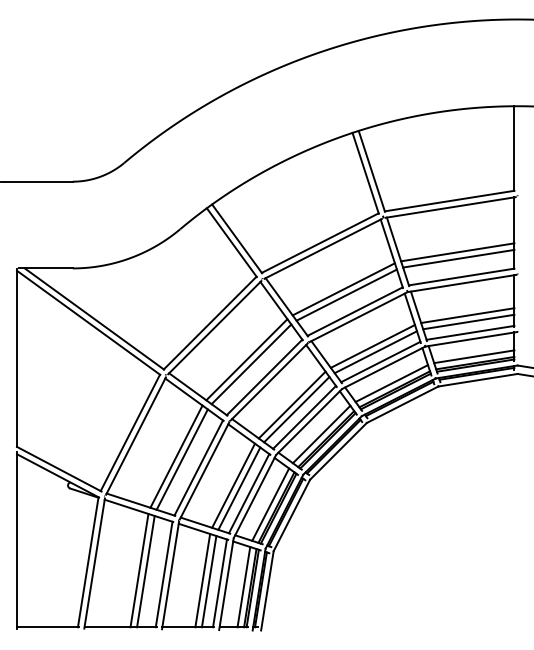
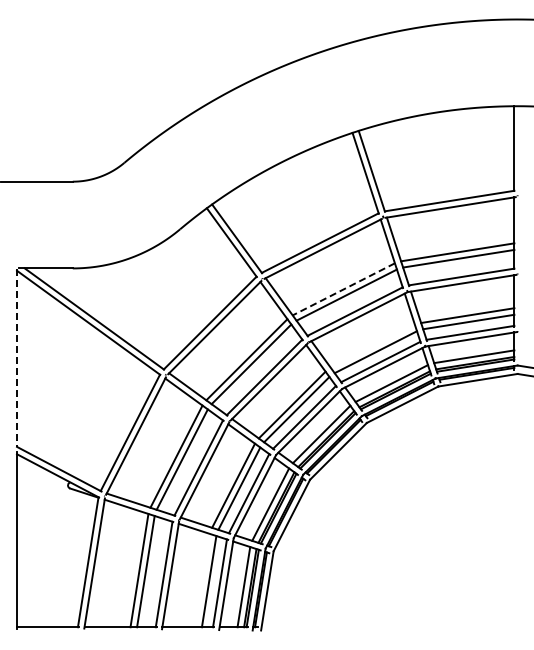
line: solid -> dashed (343, 289)
line: present -> none (372, 346)
line: solid -> dashed (17, 358)
line: present -> none (202, 580)
